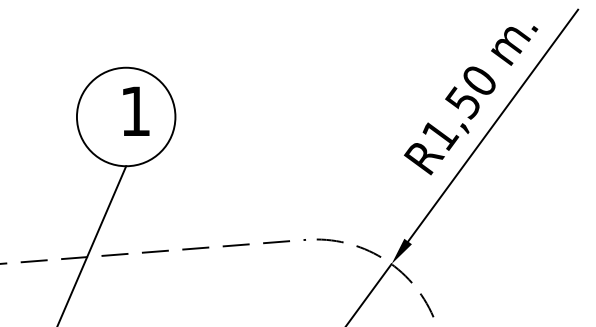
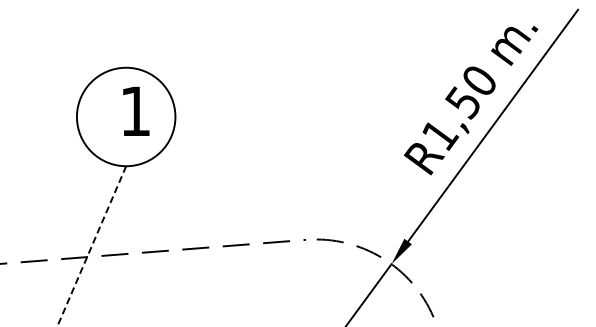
line: solid -> dashed (91, 246)
